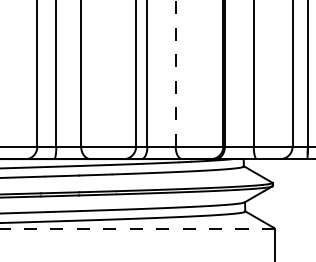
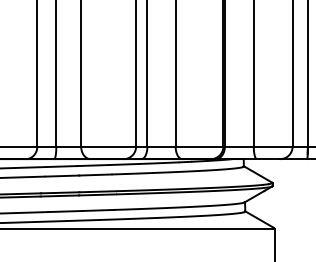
line: dashed -> solid (175, 72)
line: dashed -> solid (137, 229)
